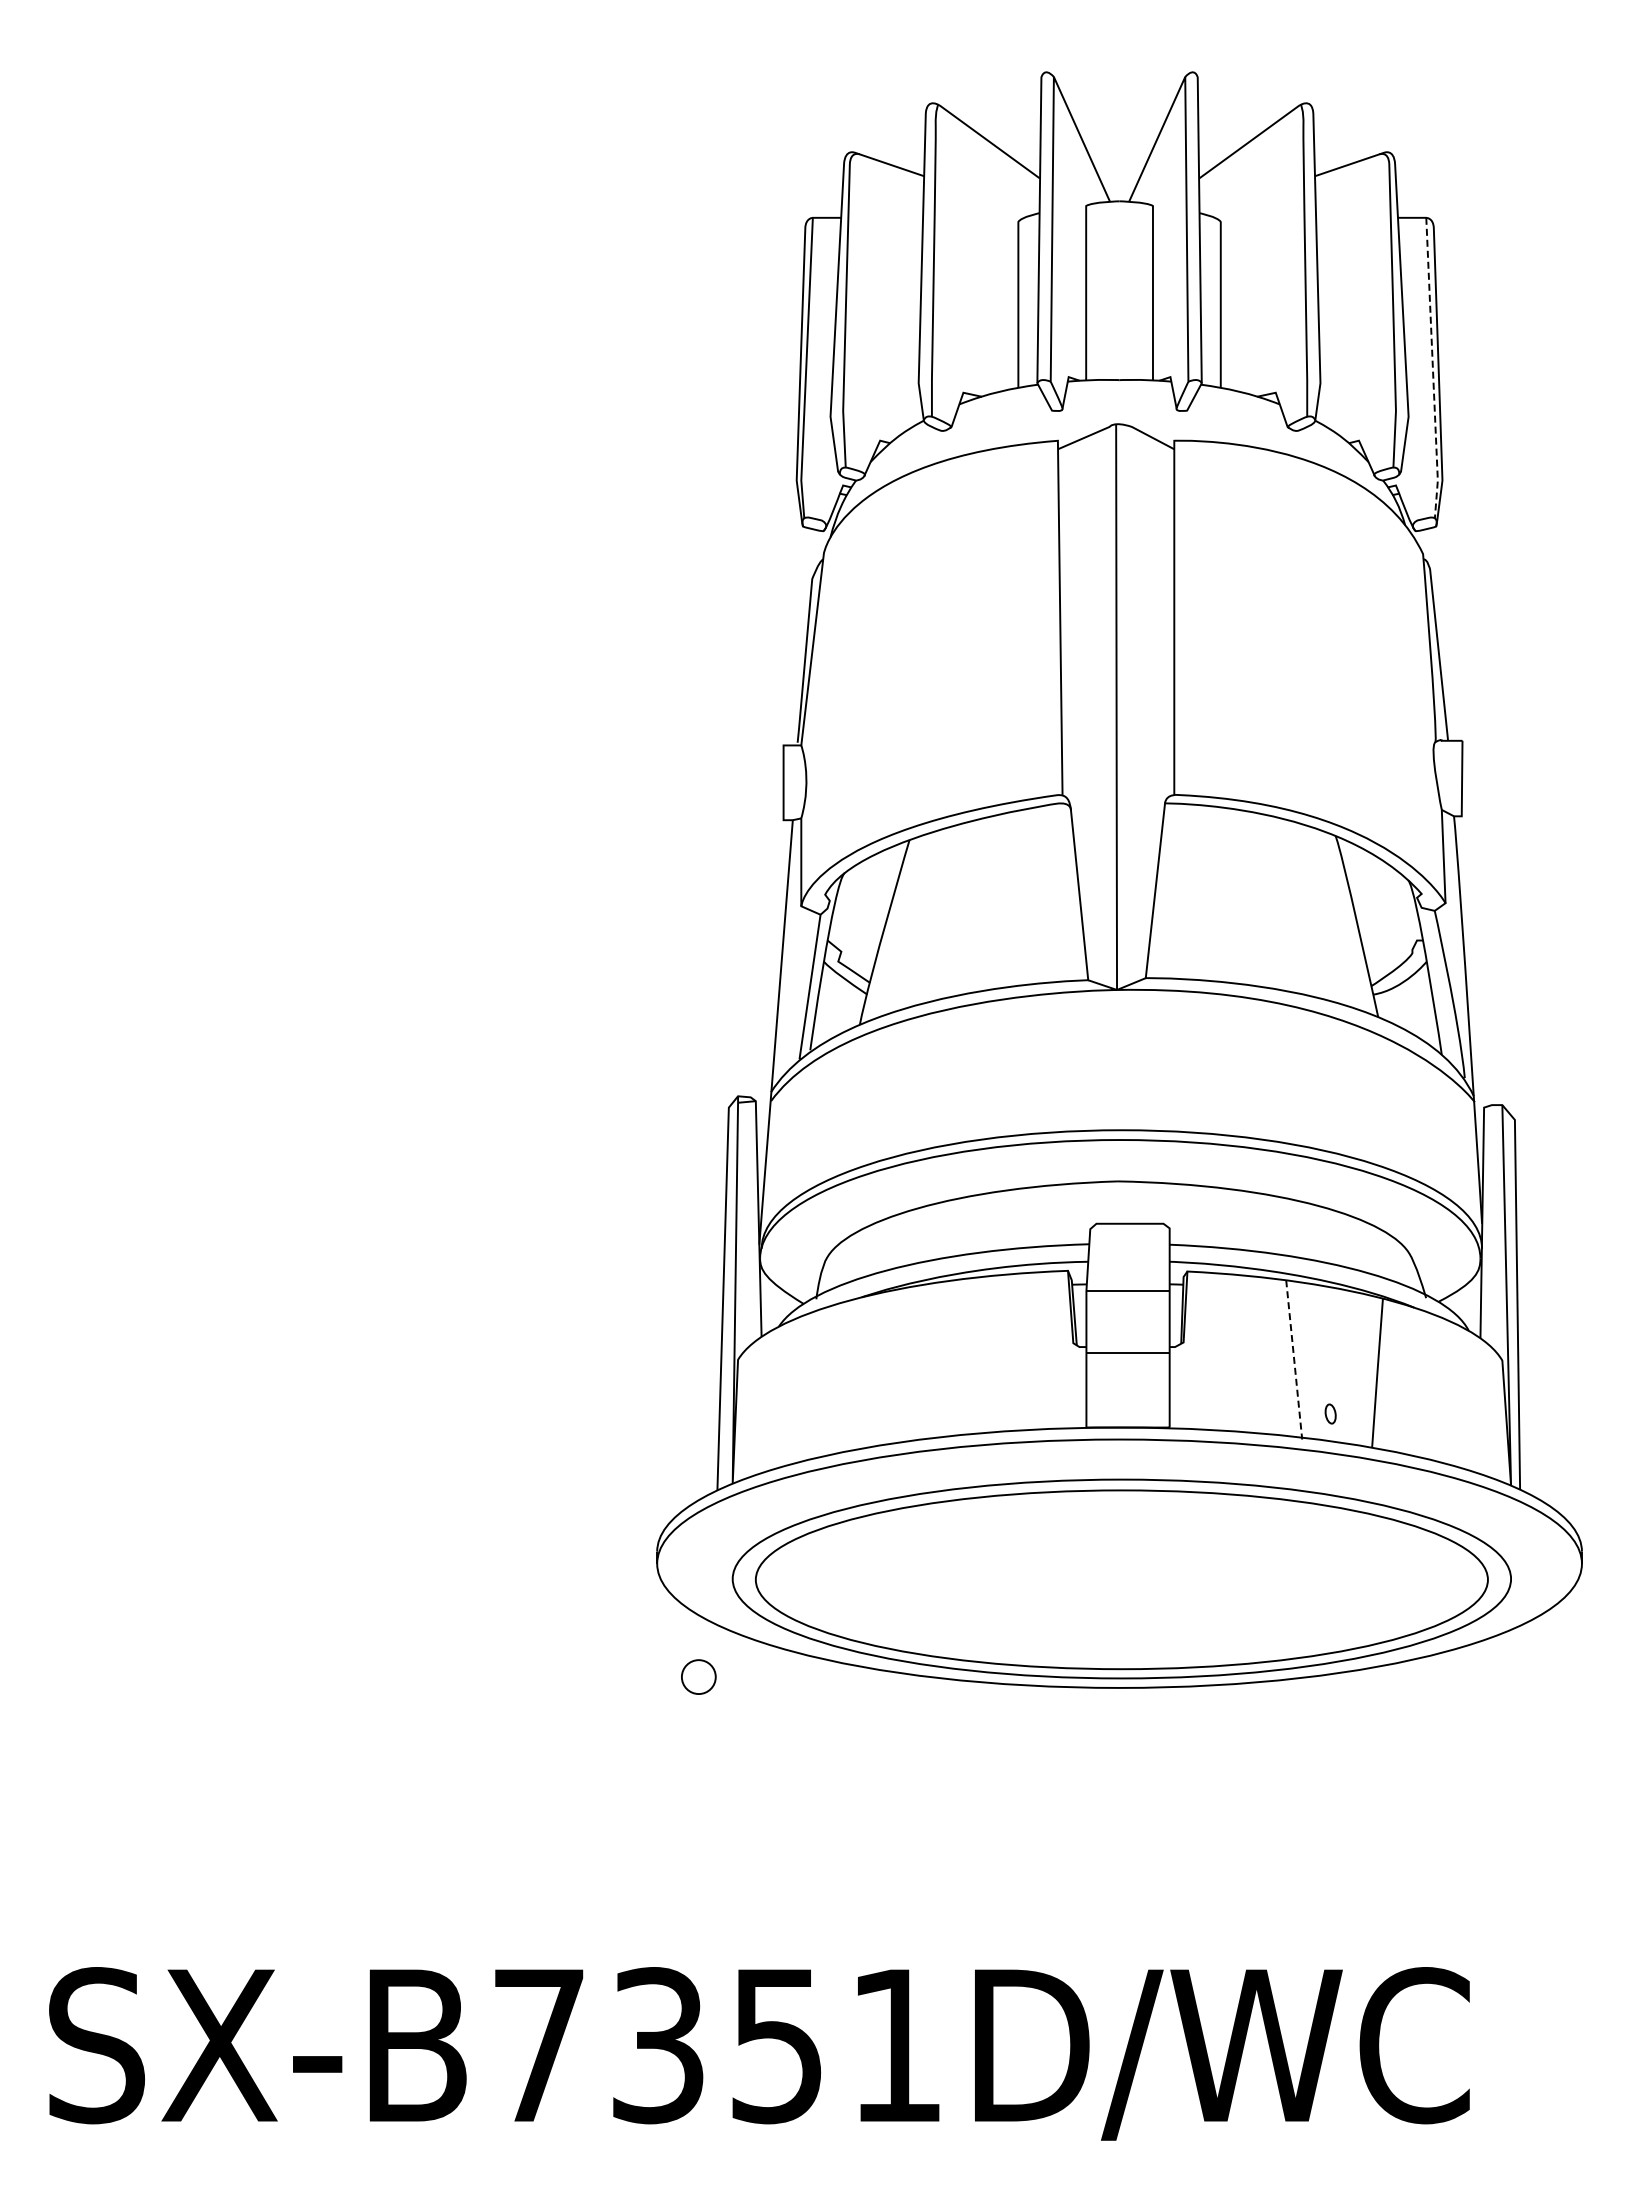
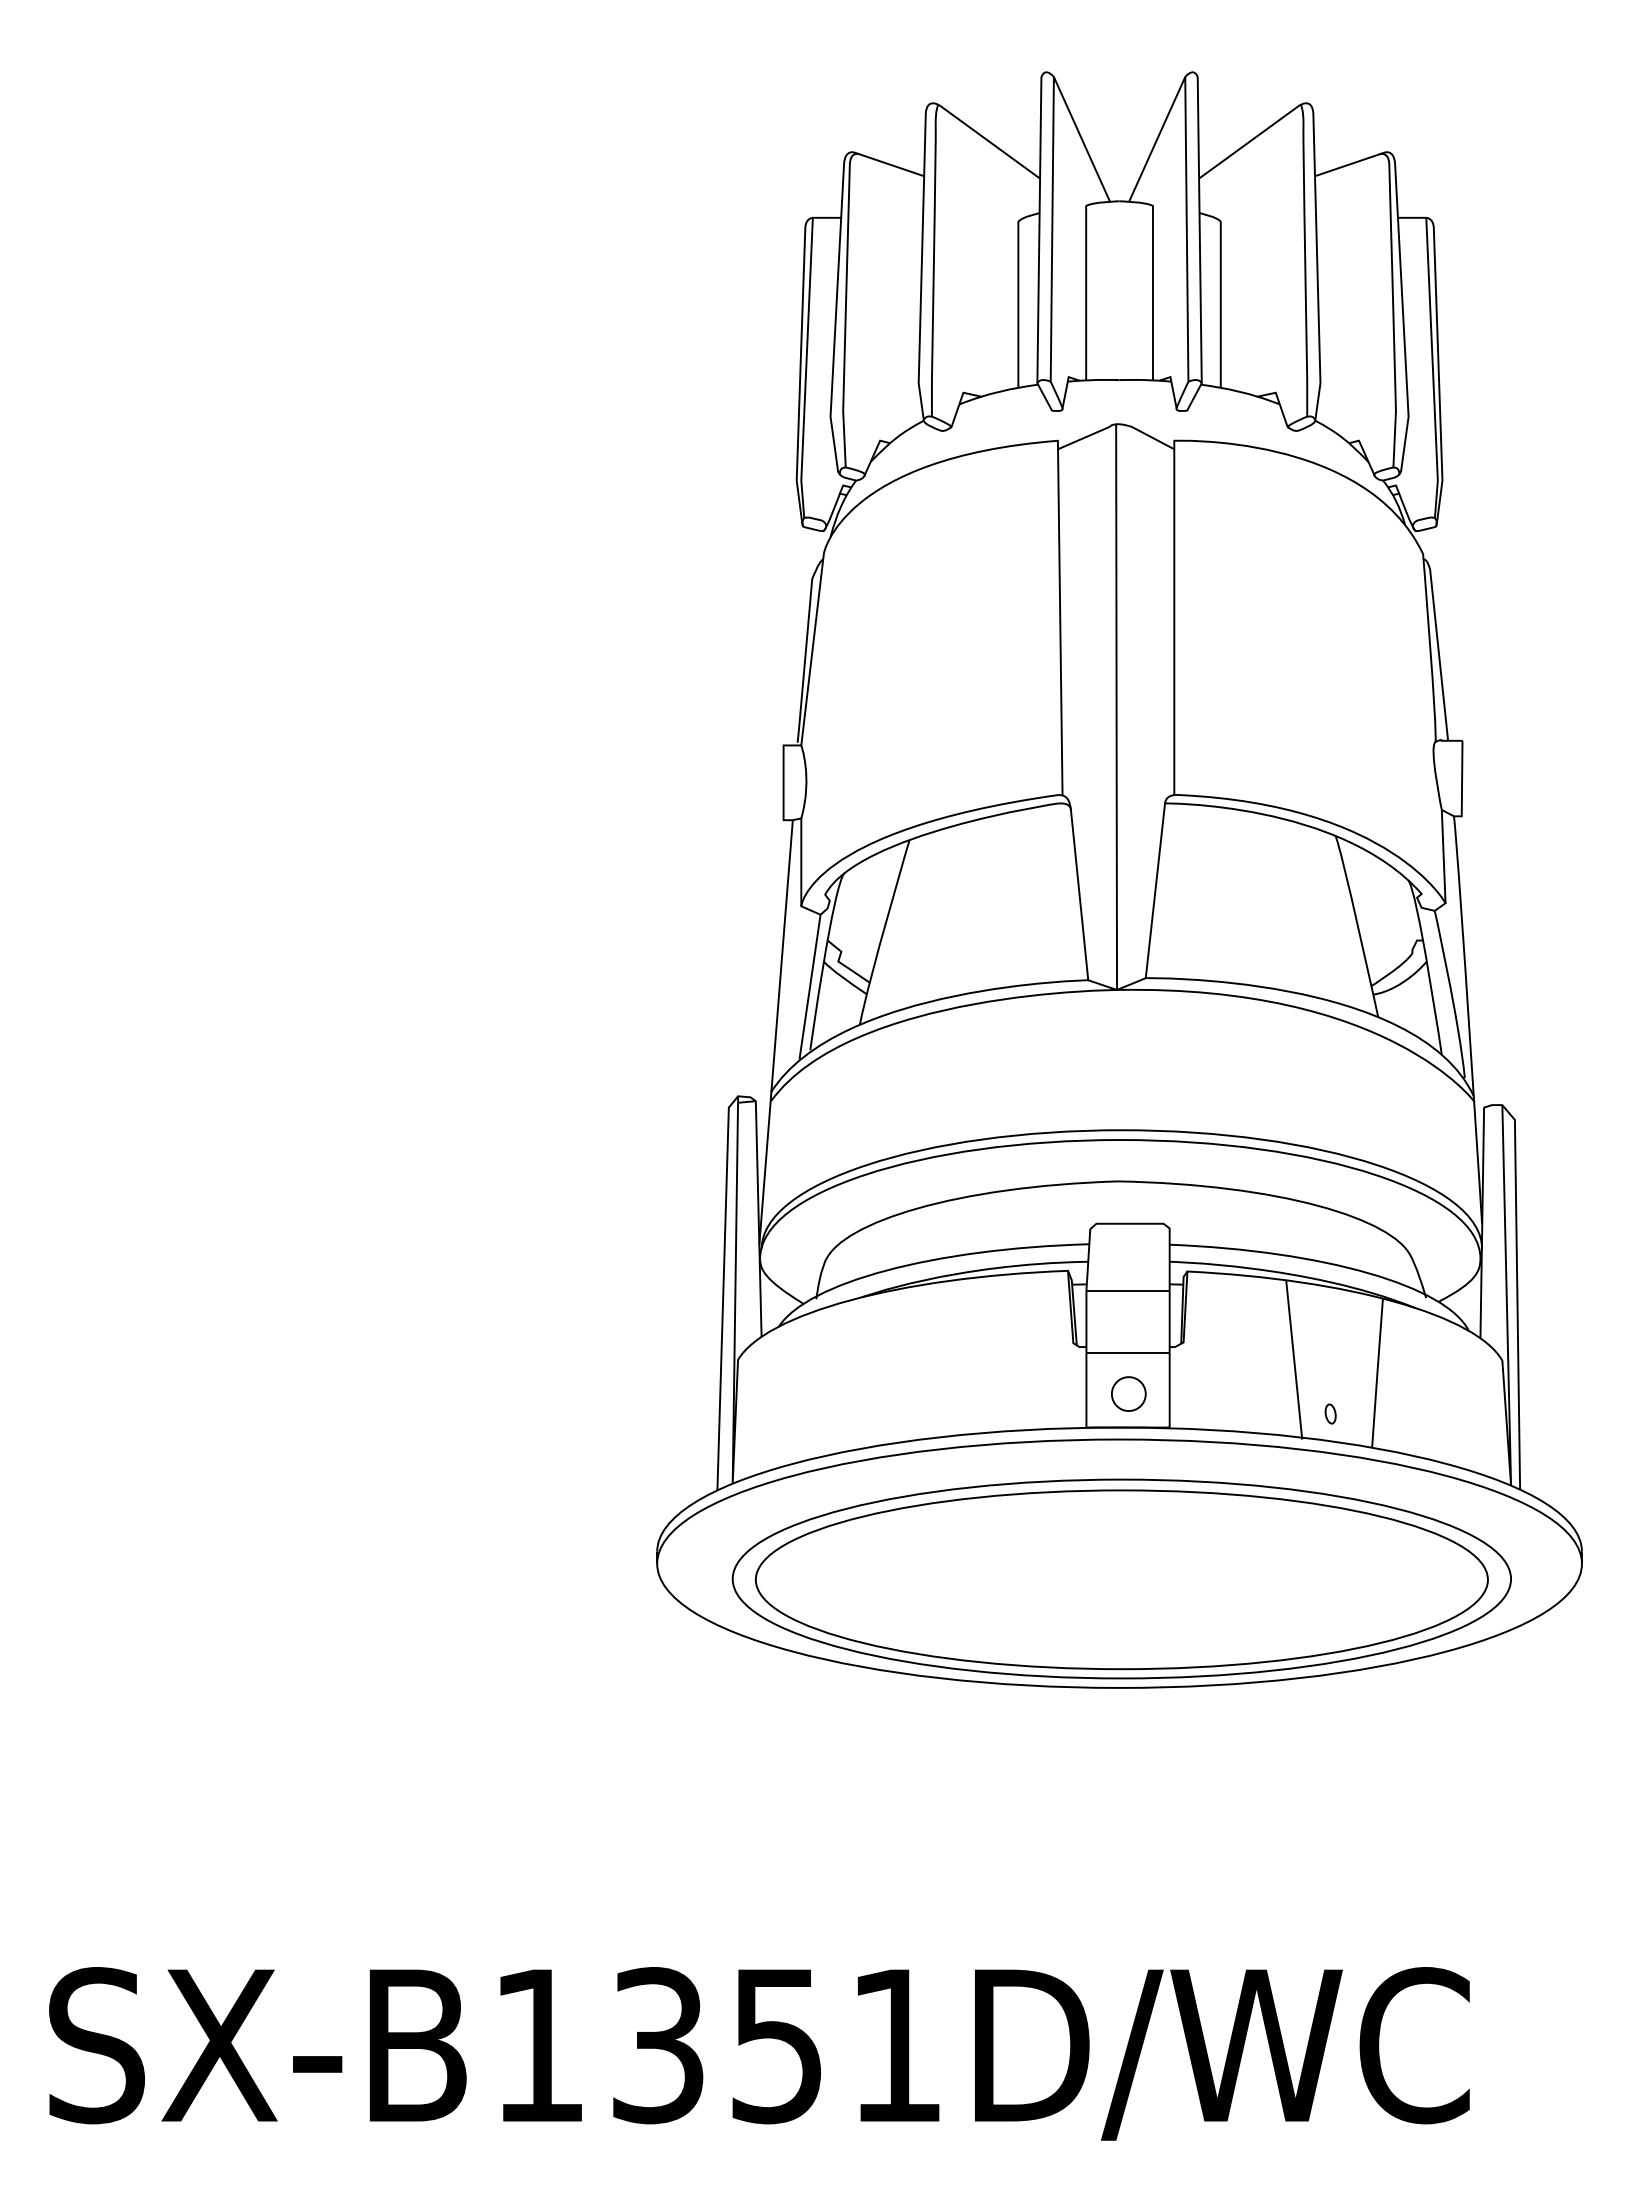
line: dashed -> solid (1432, 368)
line: dashed -> solid (1294, 1360)
part position: (698, 1676) -> (1128, 1393) (1128, 1393)
text: SX-B7351D/WC -> SX-B1351D/WC (539, 2045)
